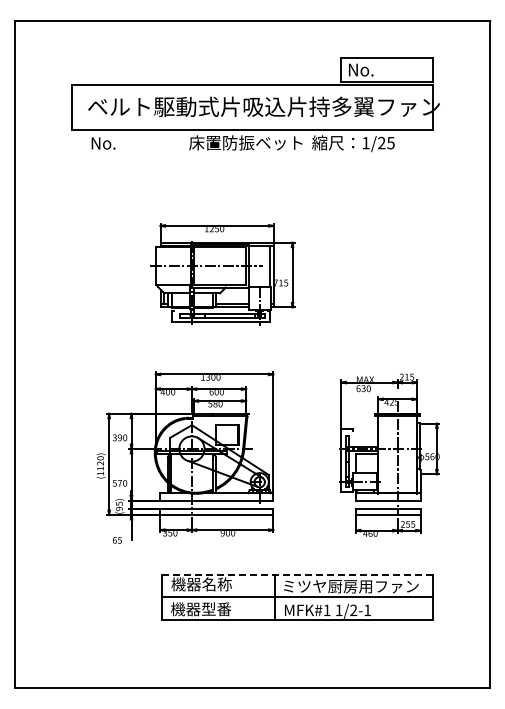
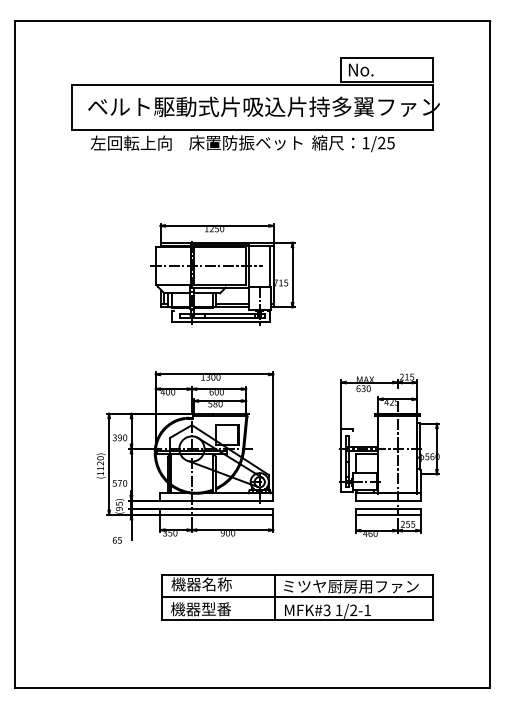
text: No. -> 左回転上向 (130, 142)
line: dashed -> solid (297, 574)
text: MFK#1 -> MFK#3 (326, 610)
